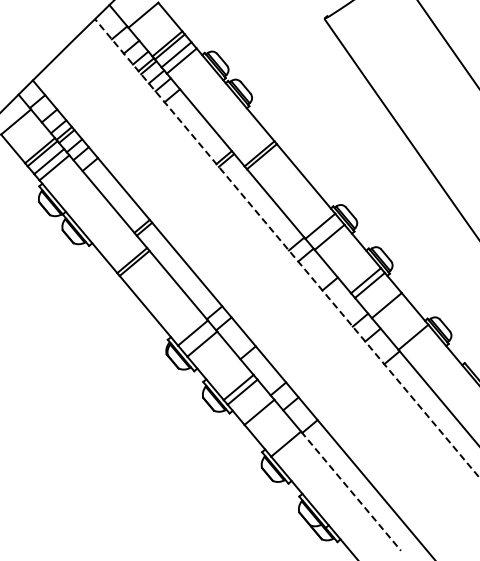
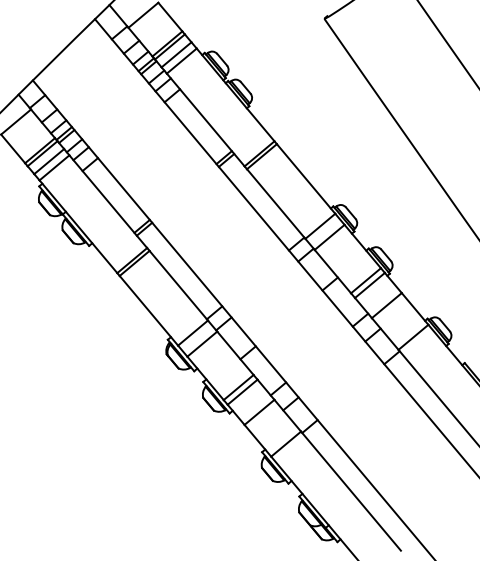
line: dashed -> solid (287, 248)
line: dashed -> solid (351, 491)
